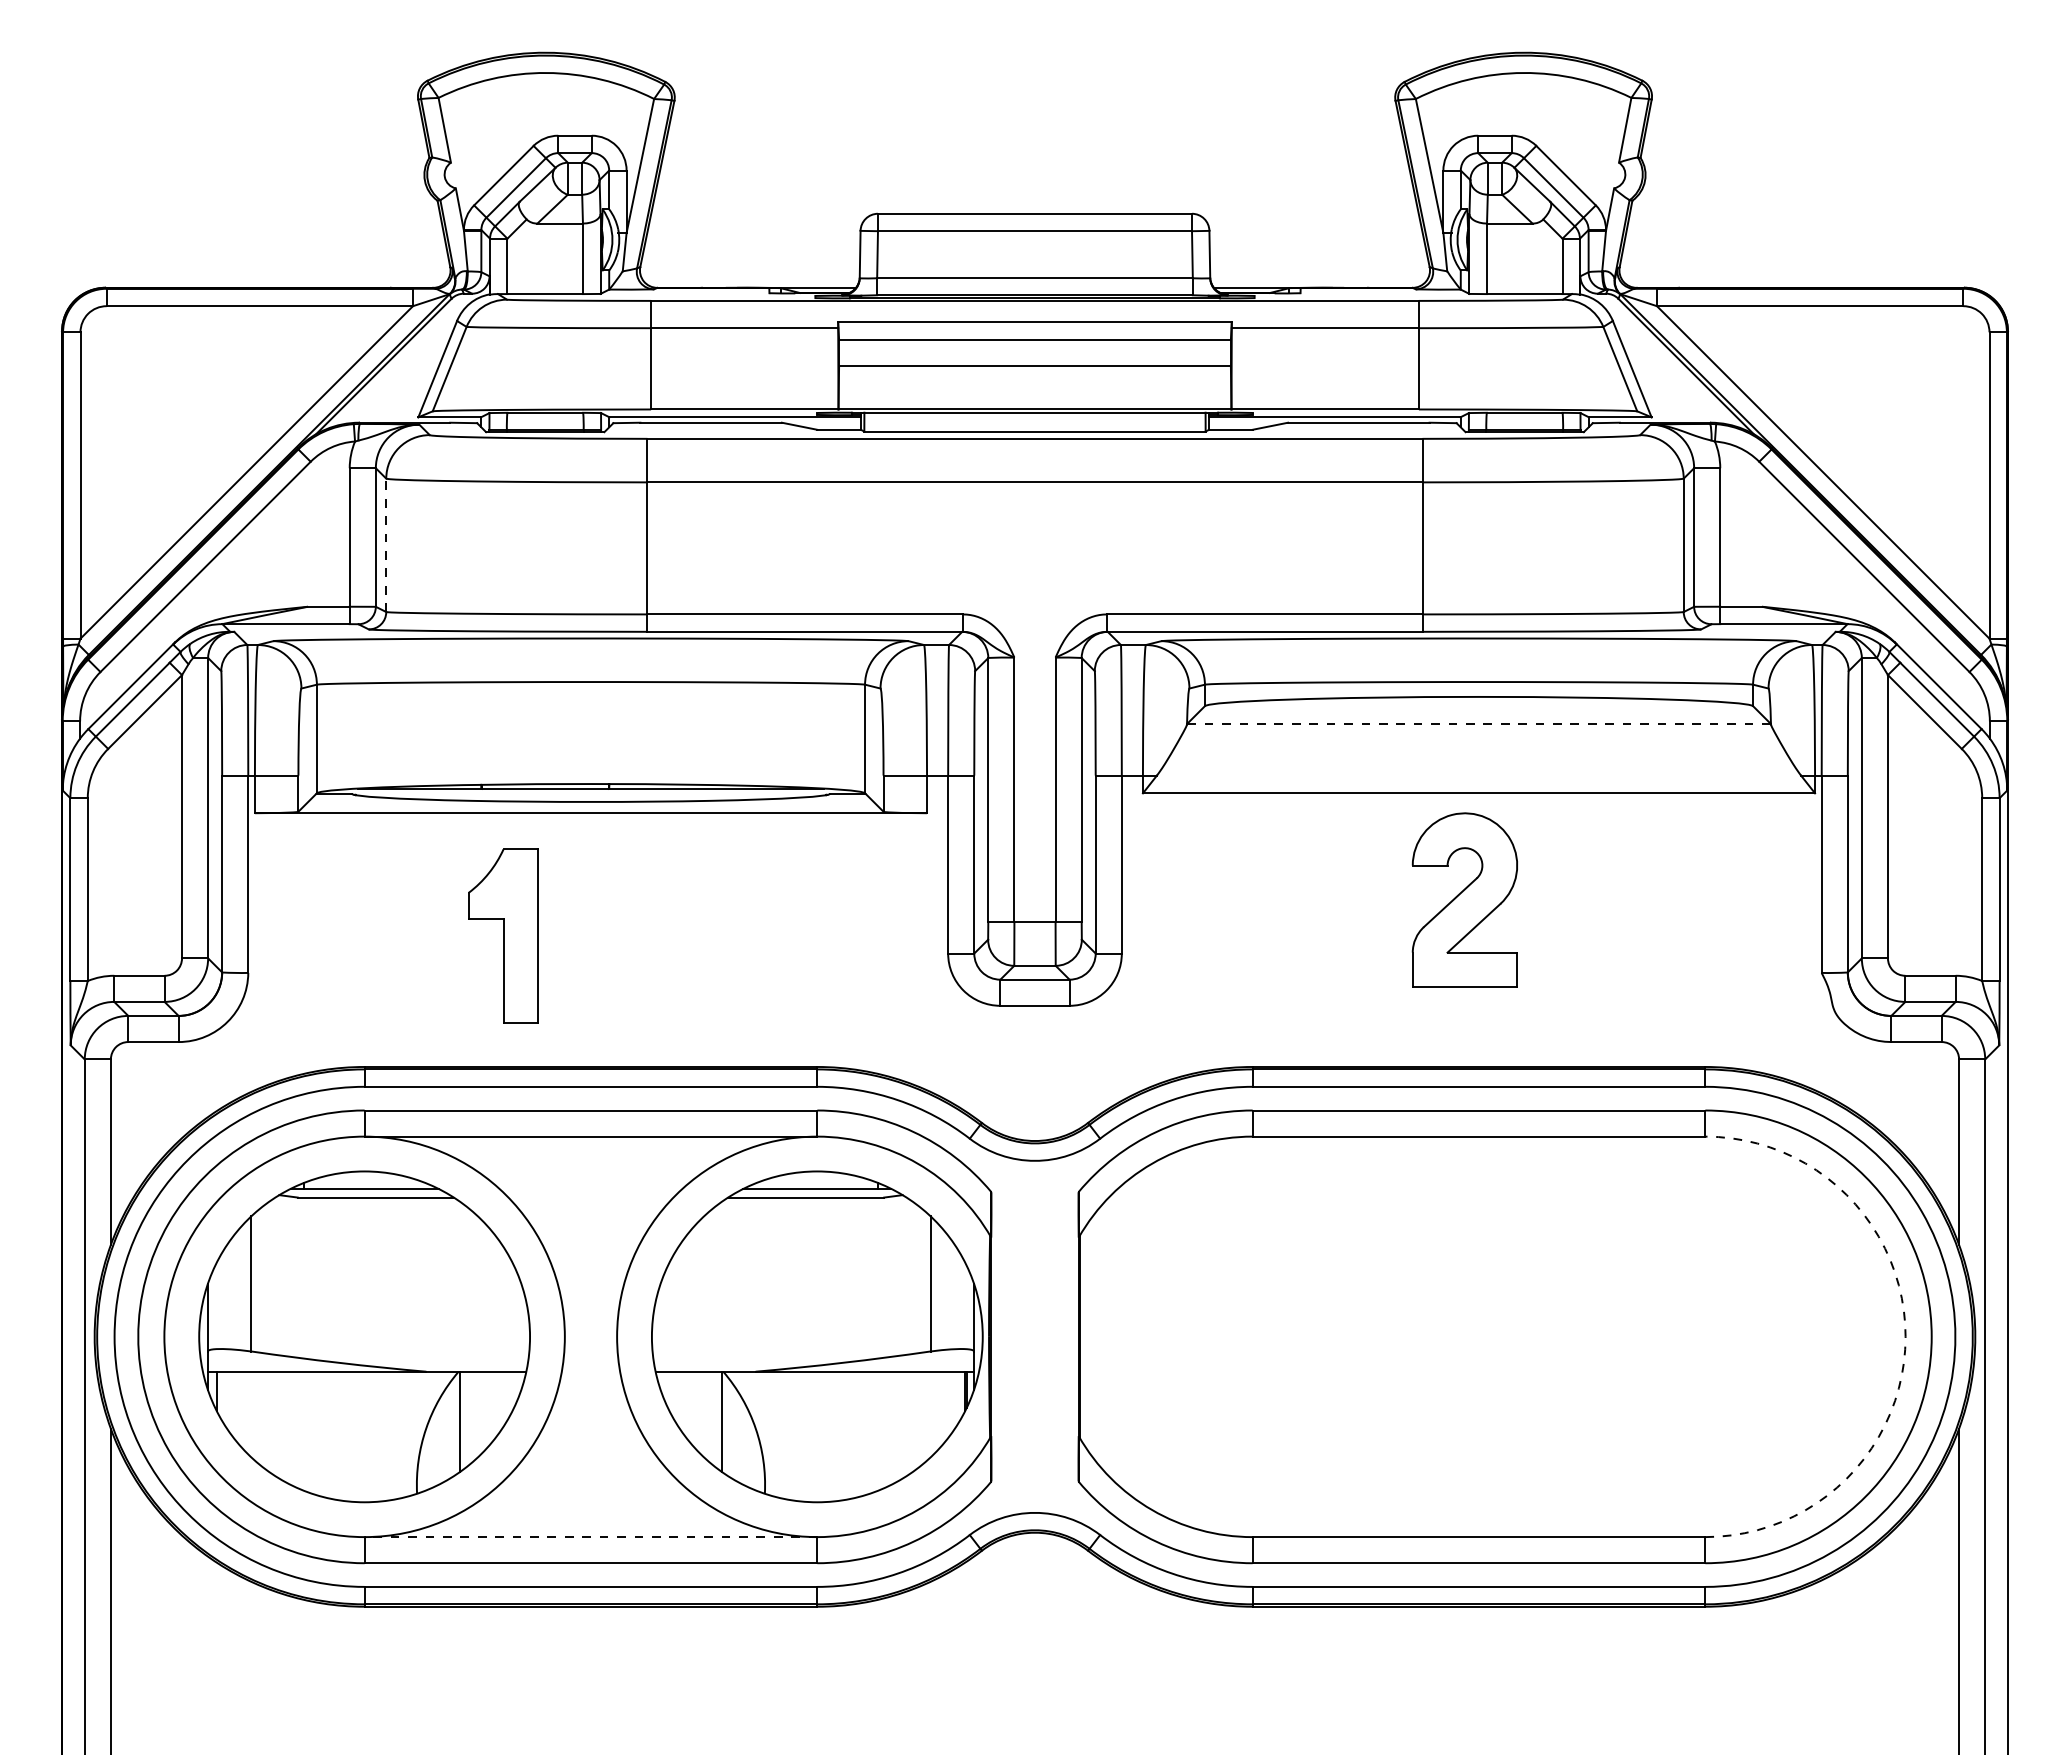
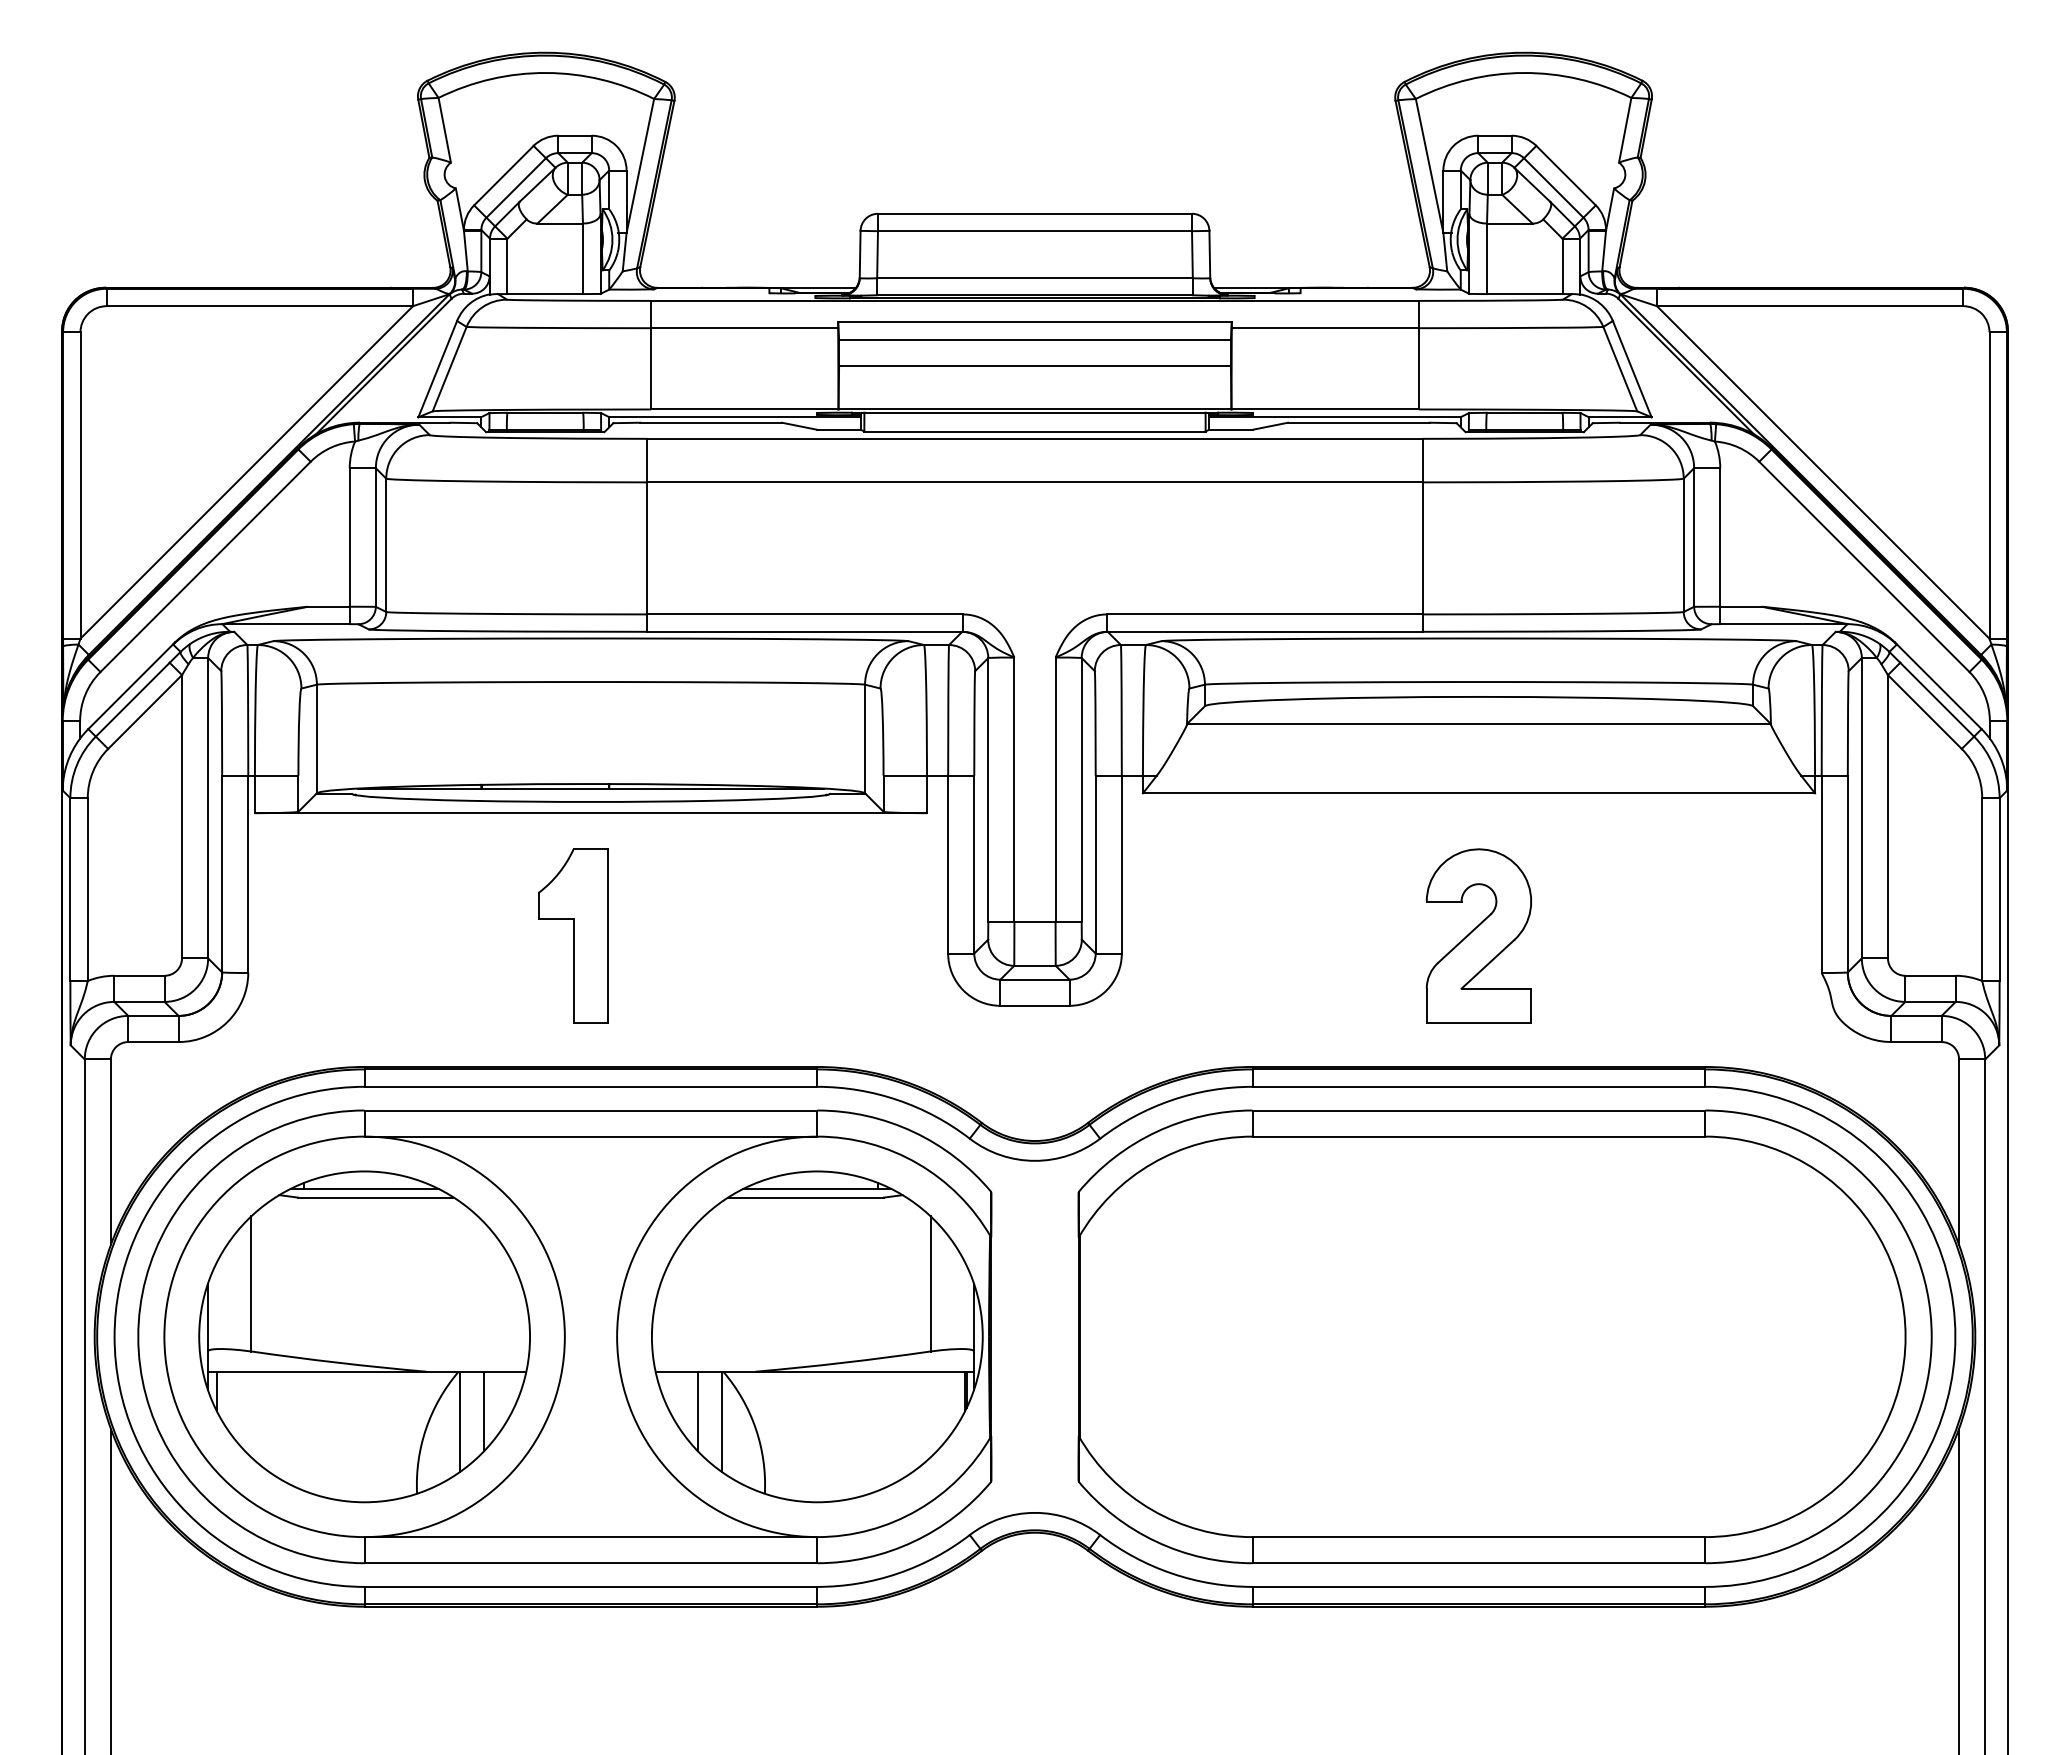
line: dashed -> solid (386, 545)
line: dashed -> solid (1479, 723)
part position: (1464, 899) -> (1478, 935) (1478, 935)
part position: (503, 935) -> (573, 935) (573, 935)
arc: dashed -> solid (1905, 1336)
line: none -> present (483, 1411)
line: none -> present (698, 1411)
line: dashed -> solid (590, 1537)
